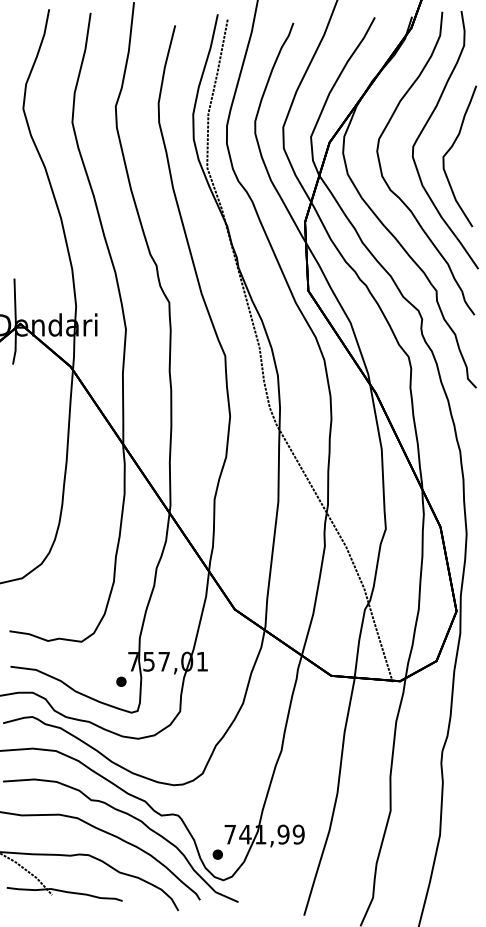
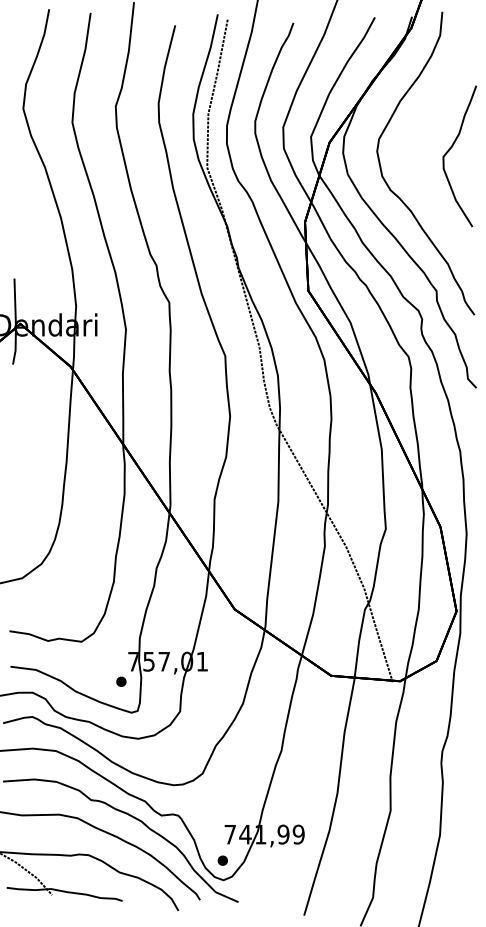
curve: present -> none (425, 127)
part position: (217, 854) -> (222, 860) (222, 860)
